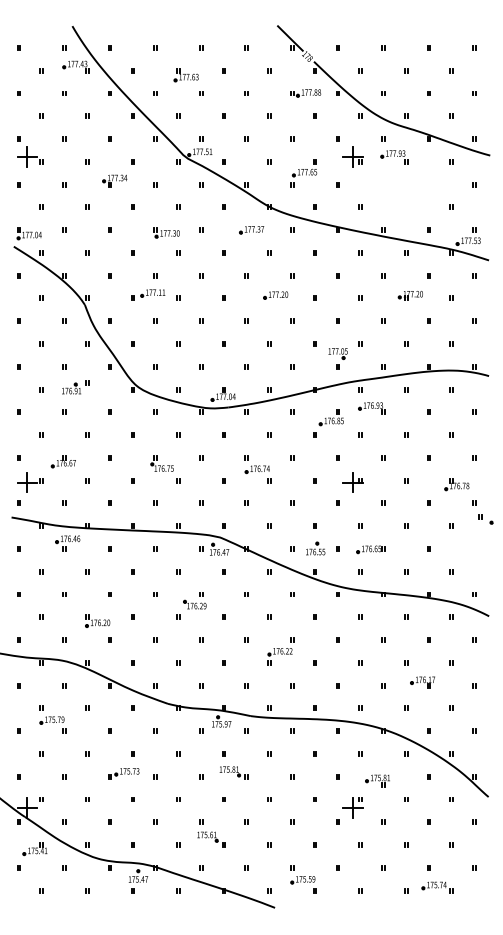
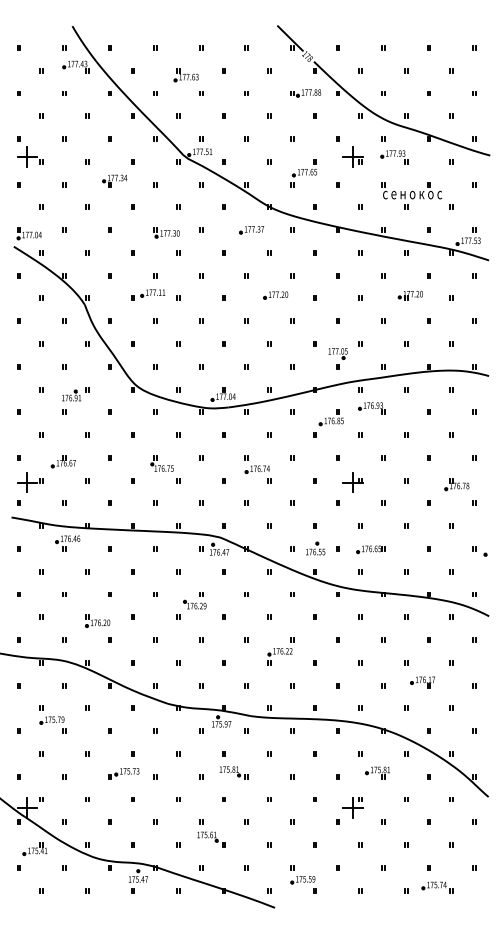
part: none -> present (411, 195)
part position: (75, 387) -> (75, 394) (75, 394)
part position: (485, 519) -> (479, 551) (479, 551)
part position: (377, 780) -> (377, 772) (377, 772)
